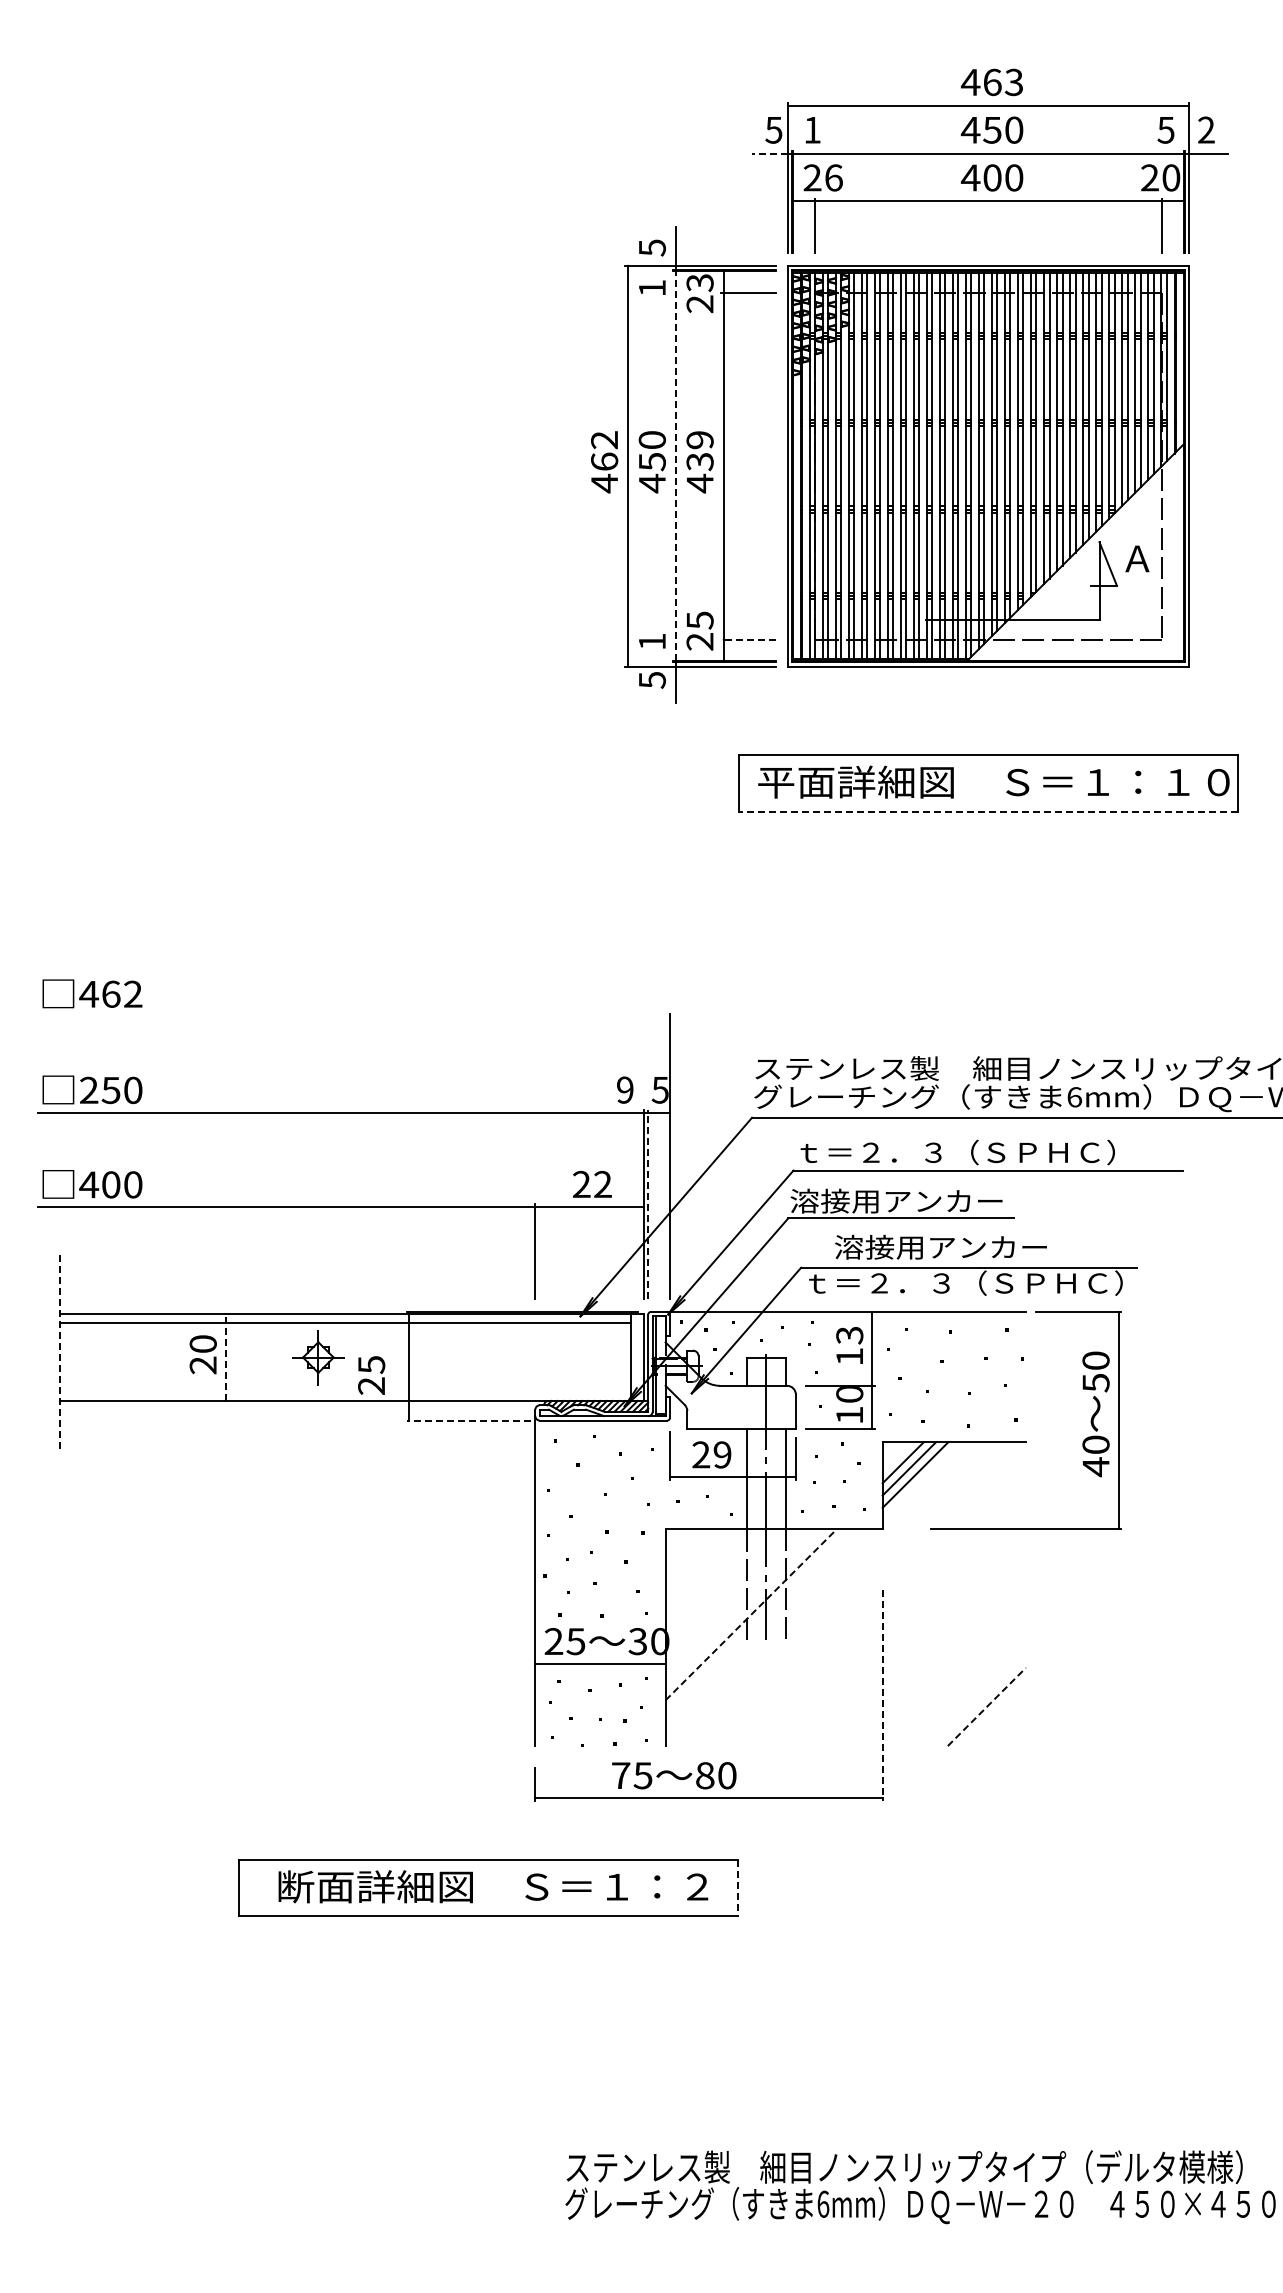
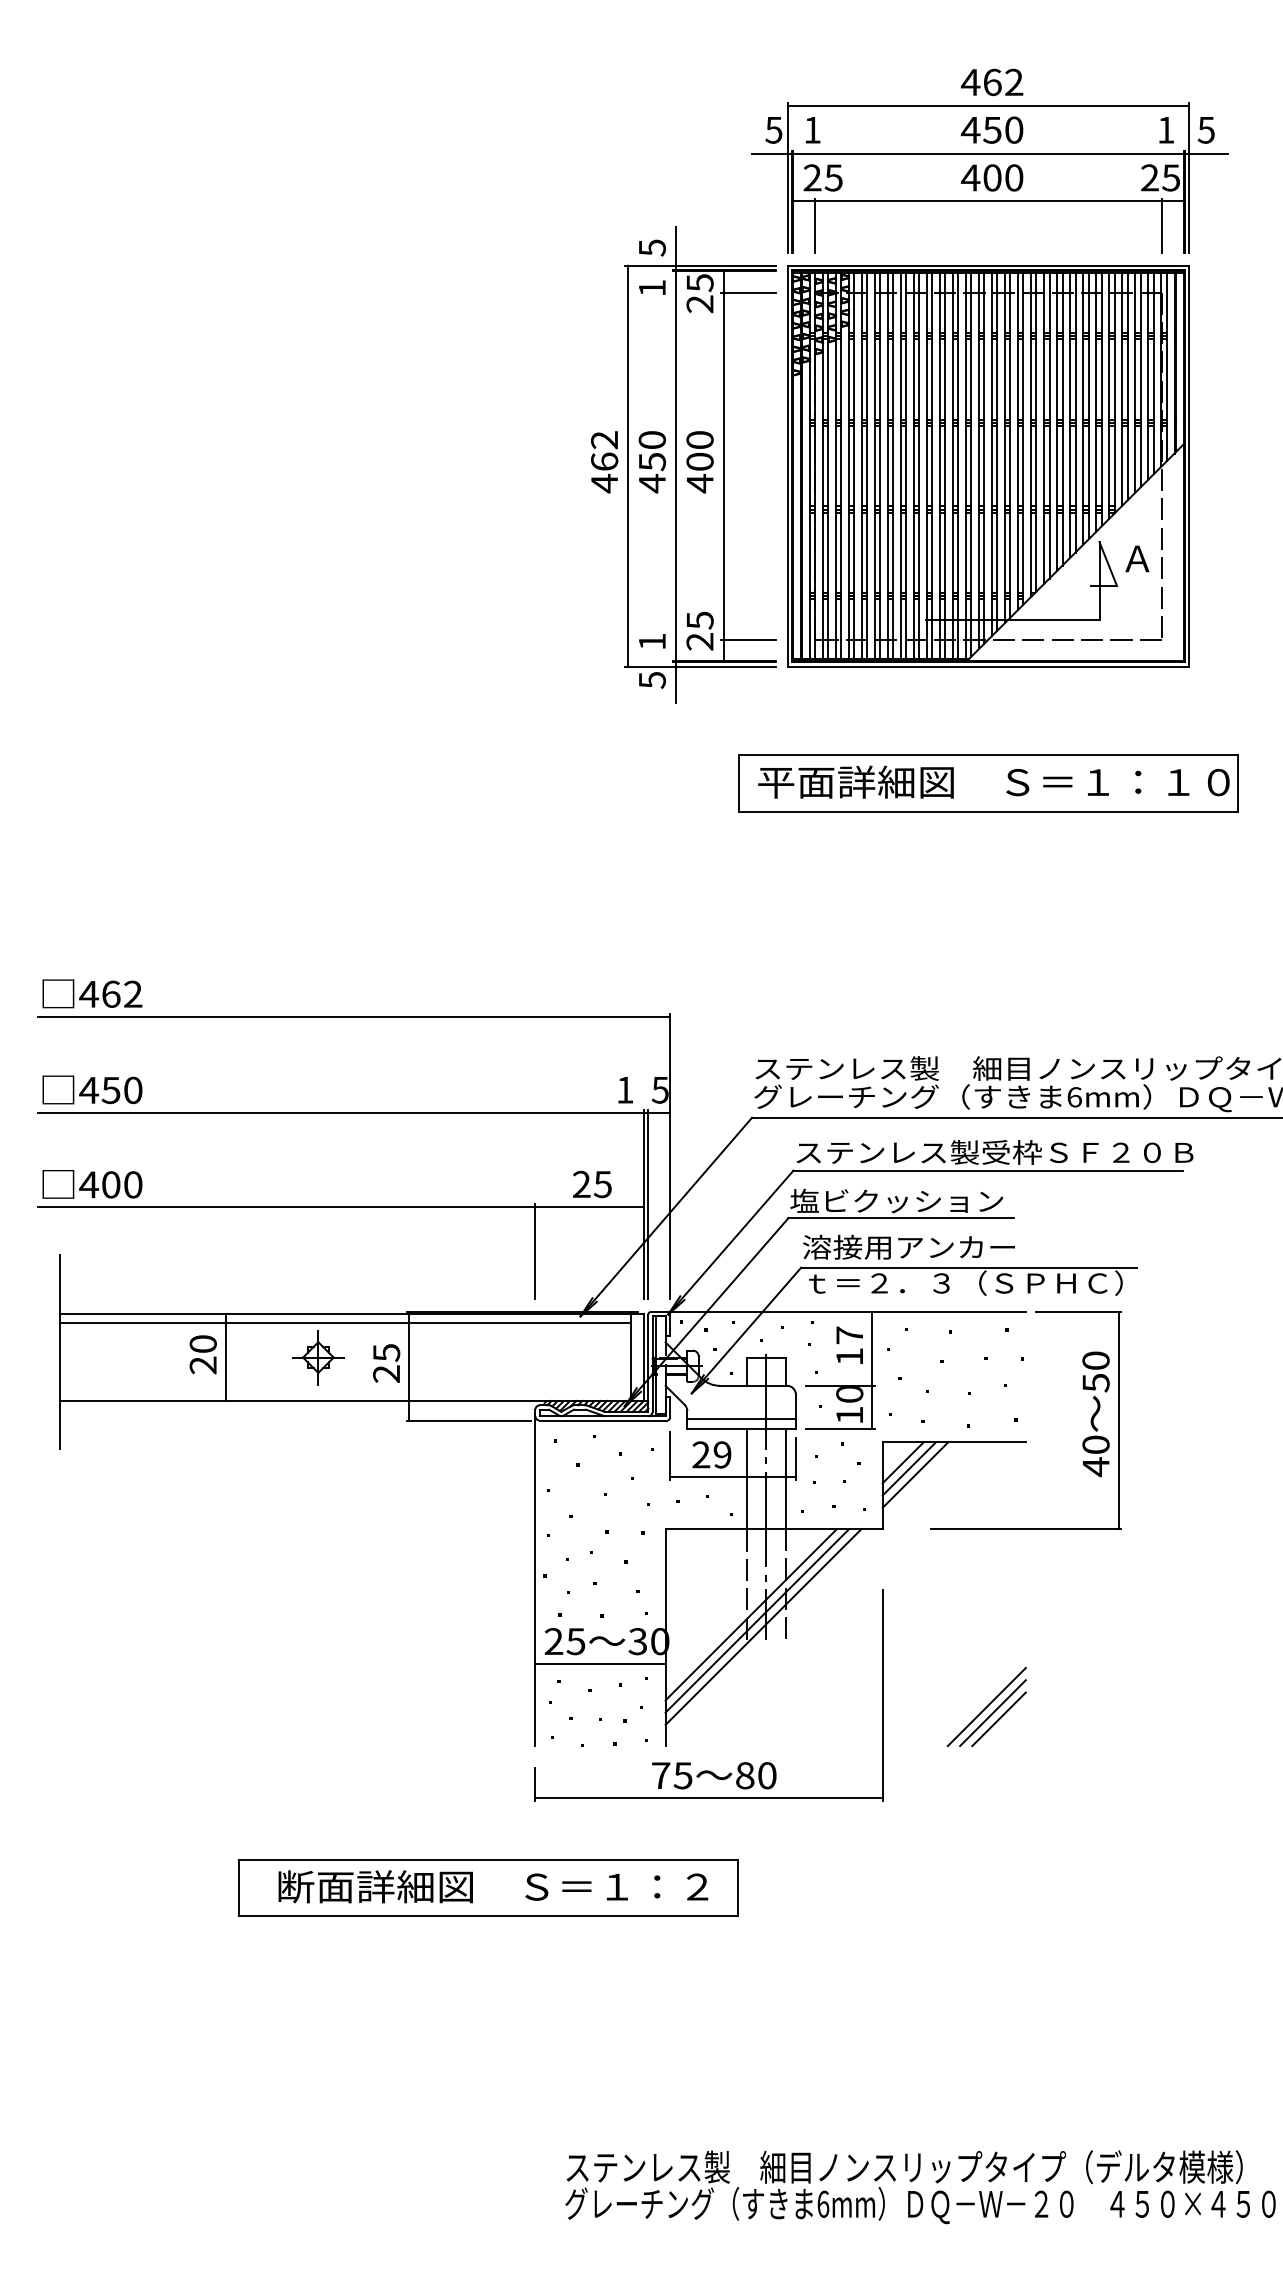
text: 463 -> 462 (1013, 82)
text: 2 -> 5 (1205, 129)
text: 5 -> 1 (1165, 130)
line: dashed -> solid (769, 153)
text: 26 -> 25 (833, 177)
text: 20 -> 25 (1171, 177)
text: 23 -> 25 (699, 282)
text: 439 -> 400 (699, 451)
line: dashed -> solid (675, 465)
line: dashed -> solid (747, 639)
line: dashed -> solid (988, 811)
line: none -> present (353, 1016)
text: 250 -> 450 (88, 1089)
text: 9 -> 1 (625, 1089)
text: ｔ＝２．３（ＳＰＨＣ） -> ステンレス製受枠ＳＦ２０Ｂ (994, 1152)
text: 22 -> 25 (602, 1184)
text: 溶接用アンカー -> 塩ビクッション (896, 1200)
line: dashed -> solid (648, 1203)
text position: (940, 1246) -> (908, 1246) (908, 1246)
text: 13 -> 17 (849, 1335)
line: dashed -> solid (60, 1351)
line: dashed -> solid (225, 1357)
text position: (371, 1375) -> (386, 1363) (386, 1363)
line: none -> present (741, 1419)
line: dashed -> solid (468, 1420)
line: dashed -> solid (751, 1614)
line: none -> present (757, 1620)
line: none -> present (763, 1626)
line: dashed -> solid (882, 1695)
line: dashed -> solid (987, 1706)
line: none -> present (992, 1713)
line: none -> present (998, 1719)
text position: (674, 1775) -> (714, 1775) (714, 1775)
line: dashed -> solid (737, 1888)
